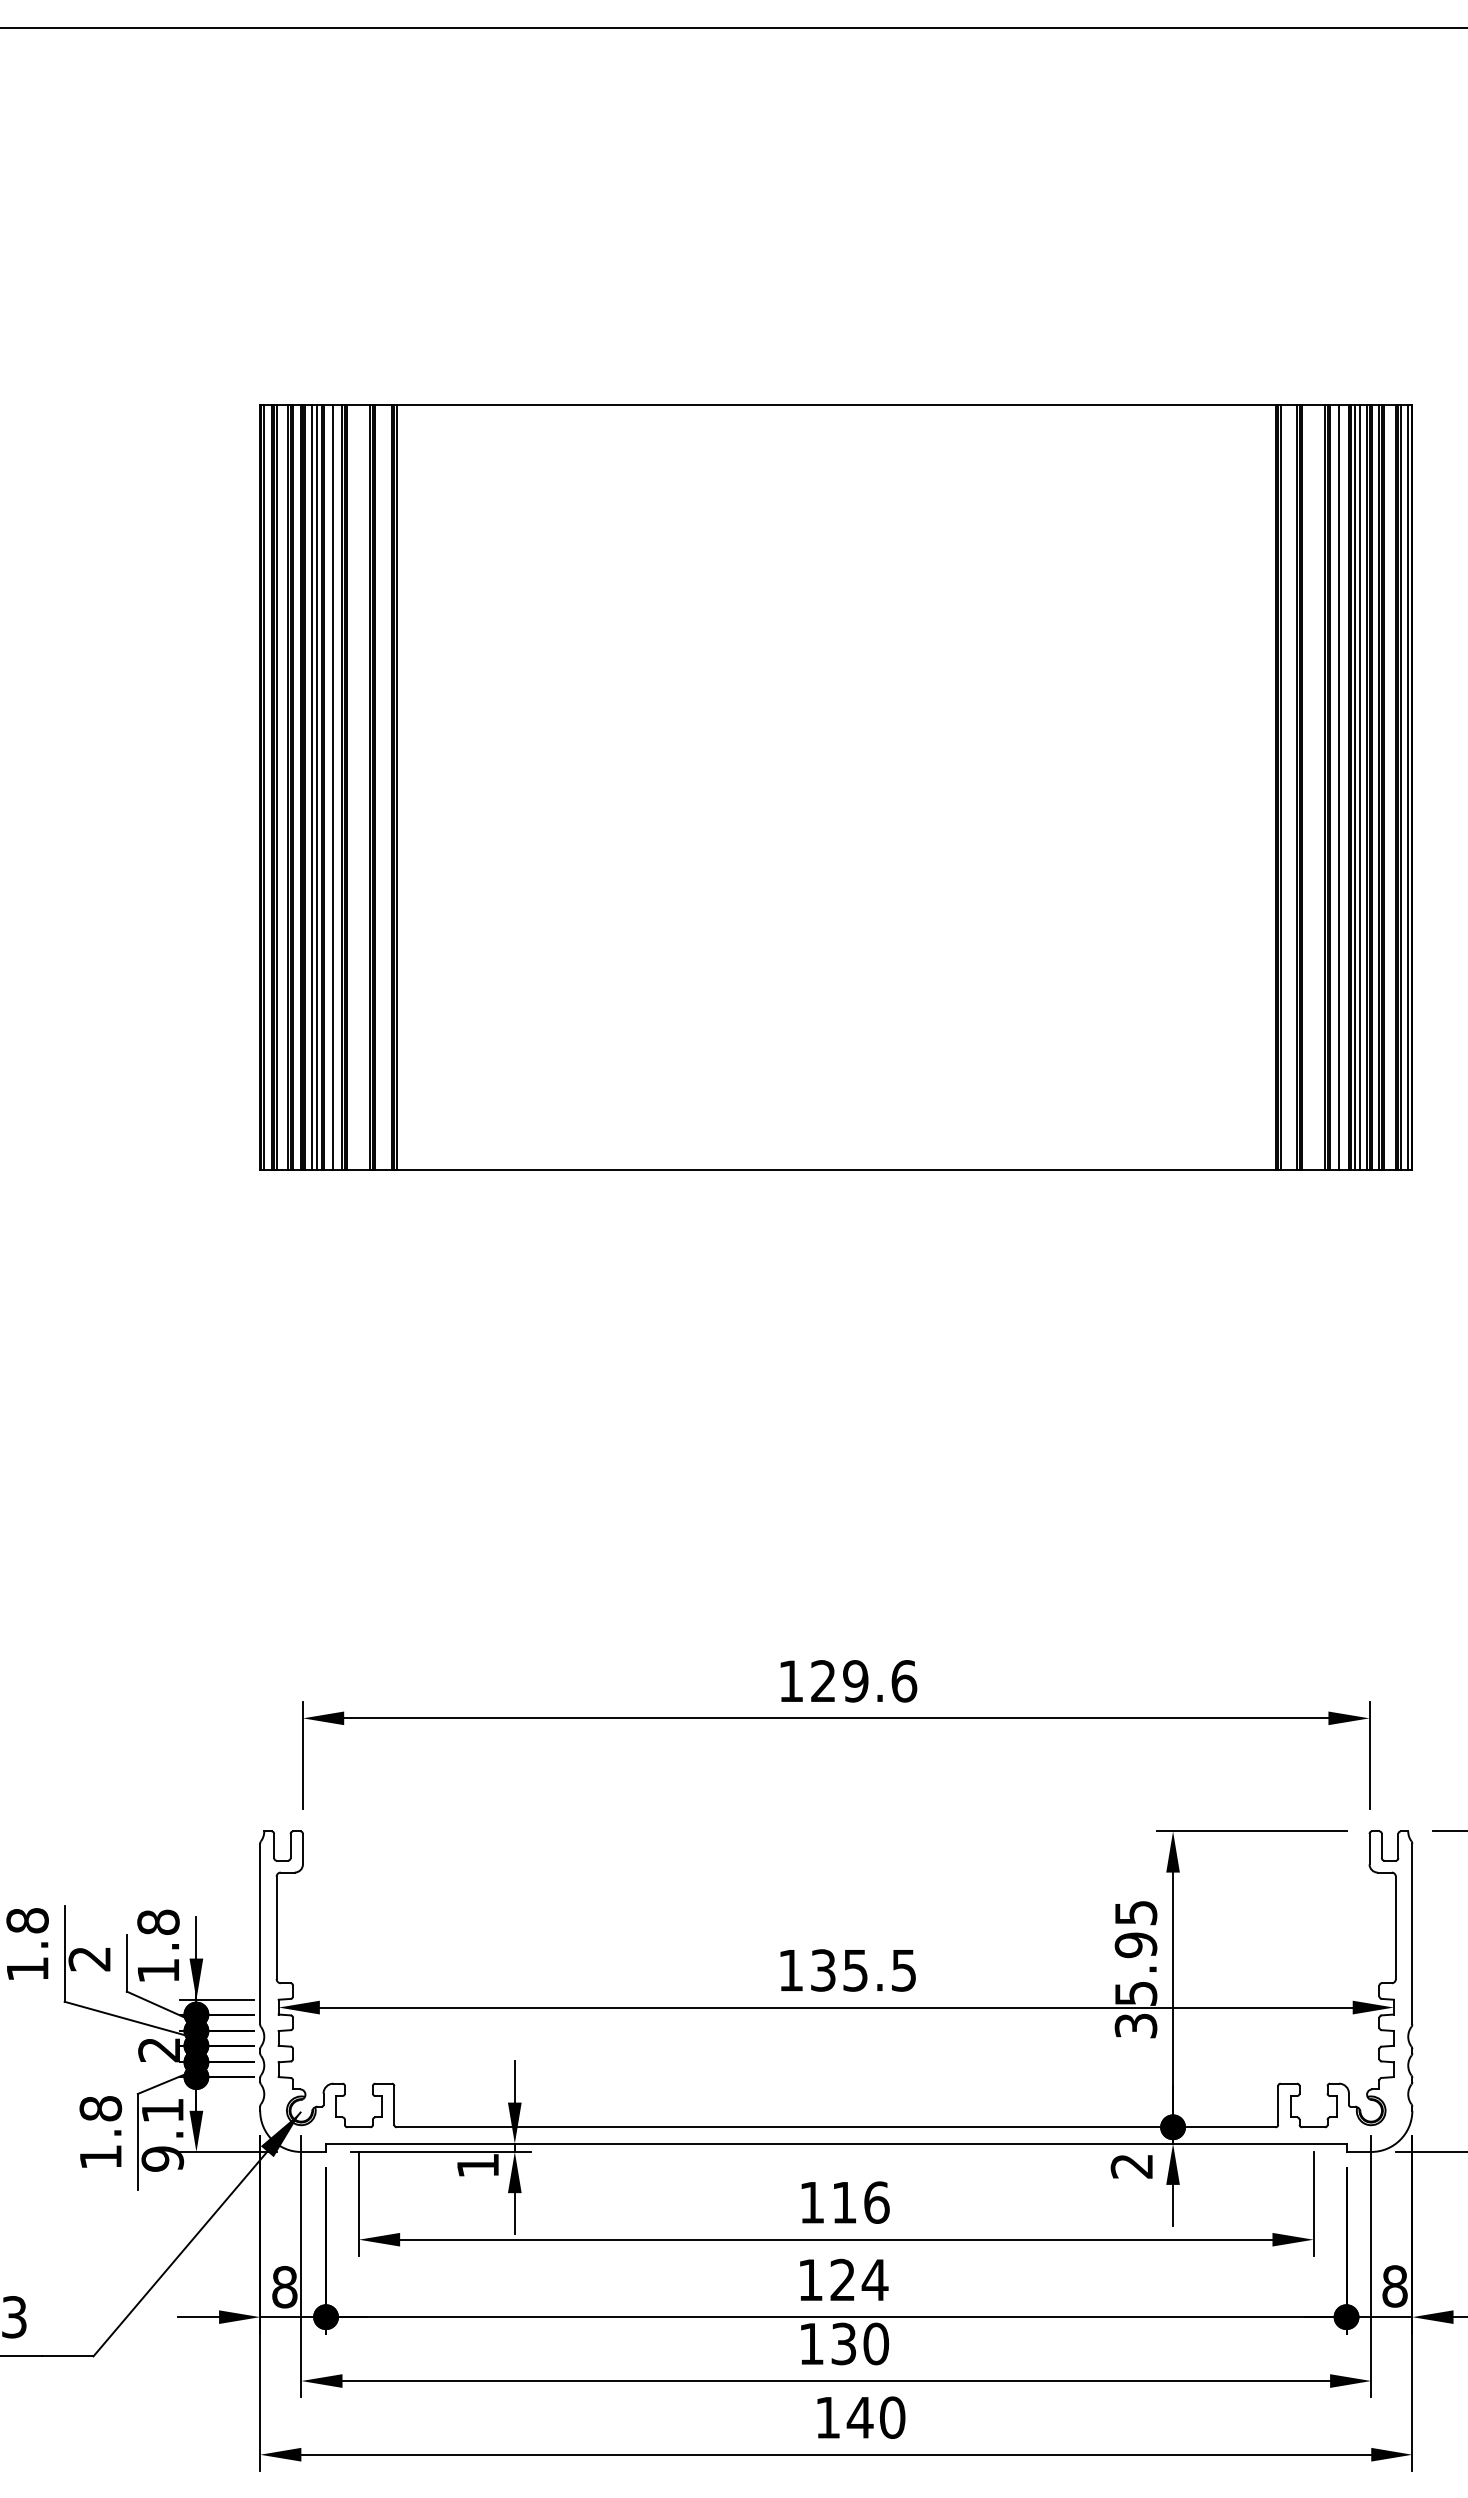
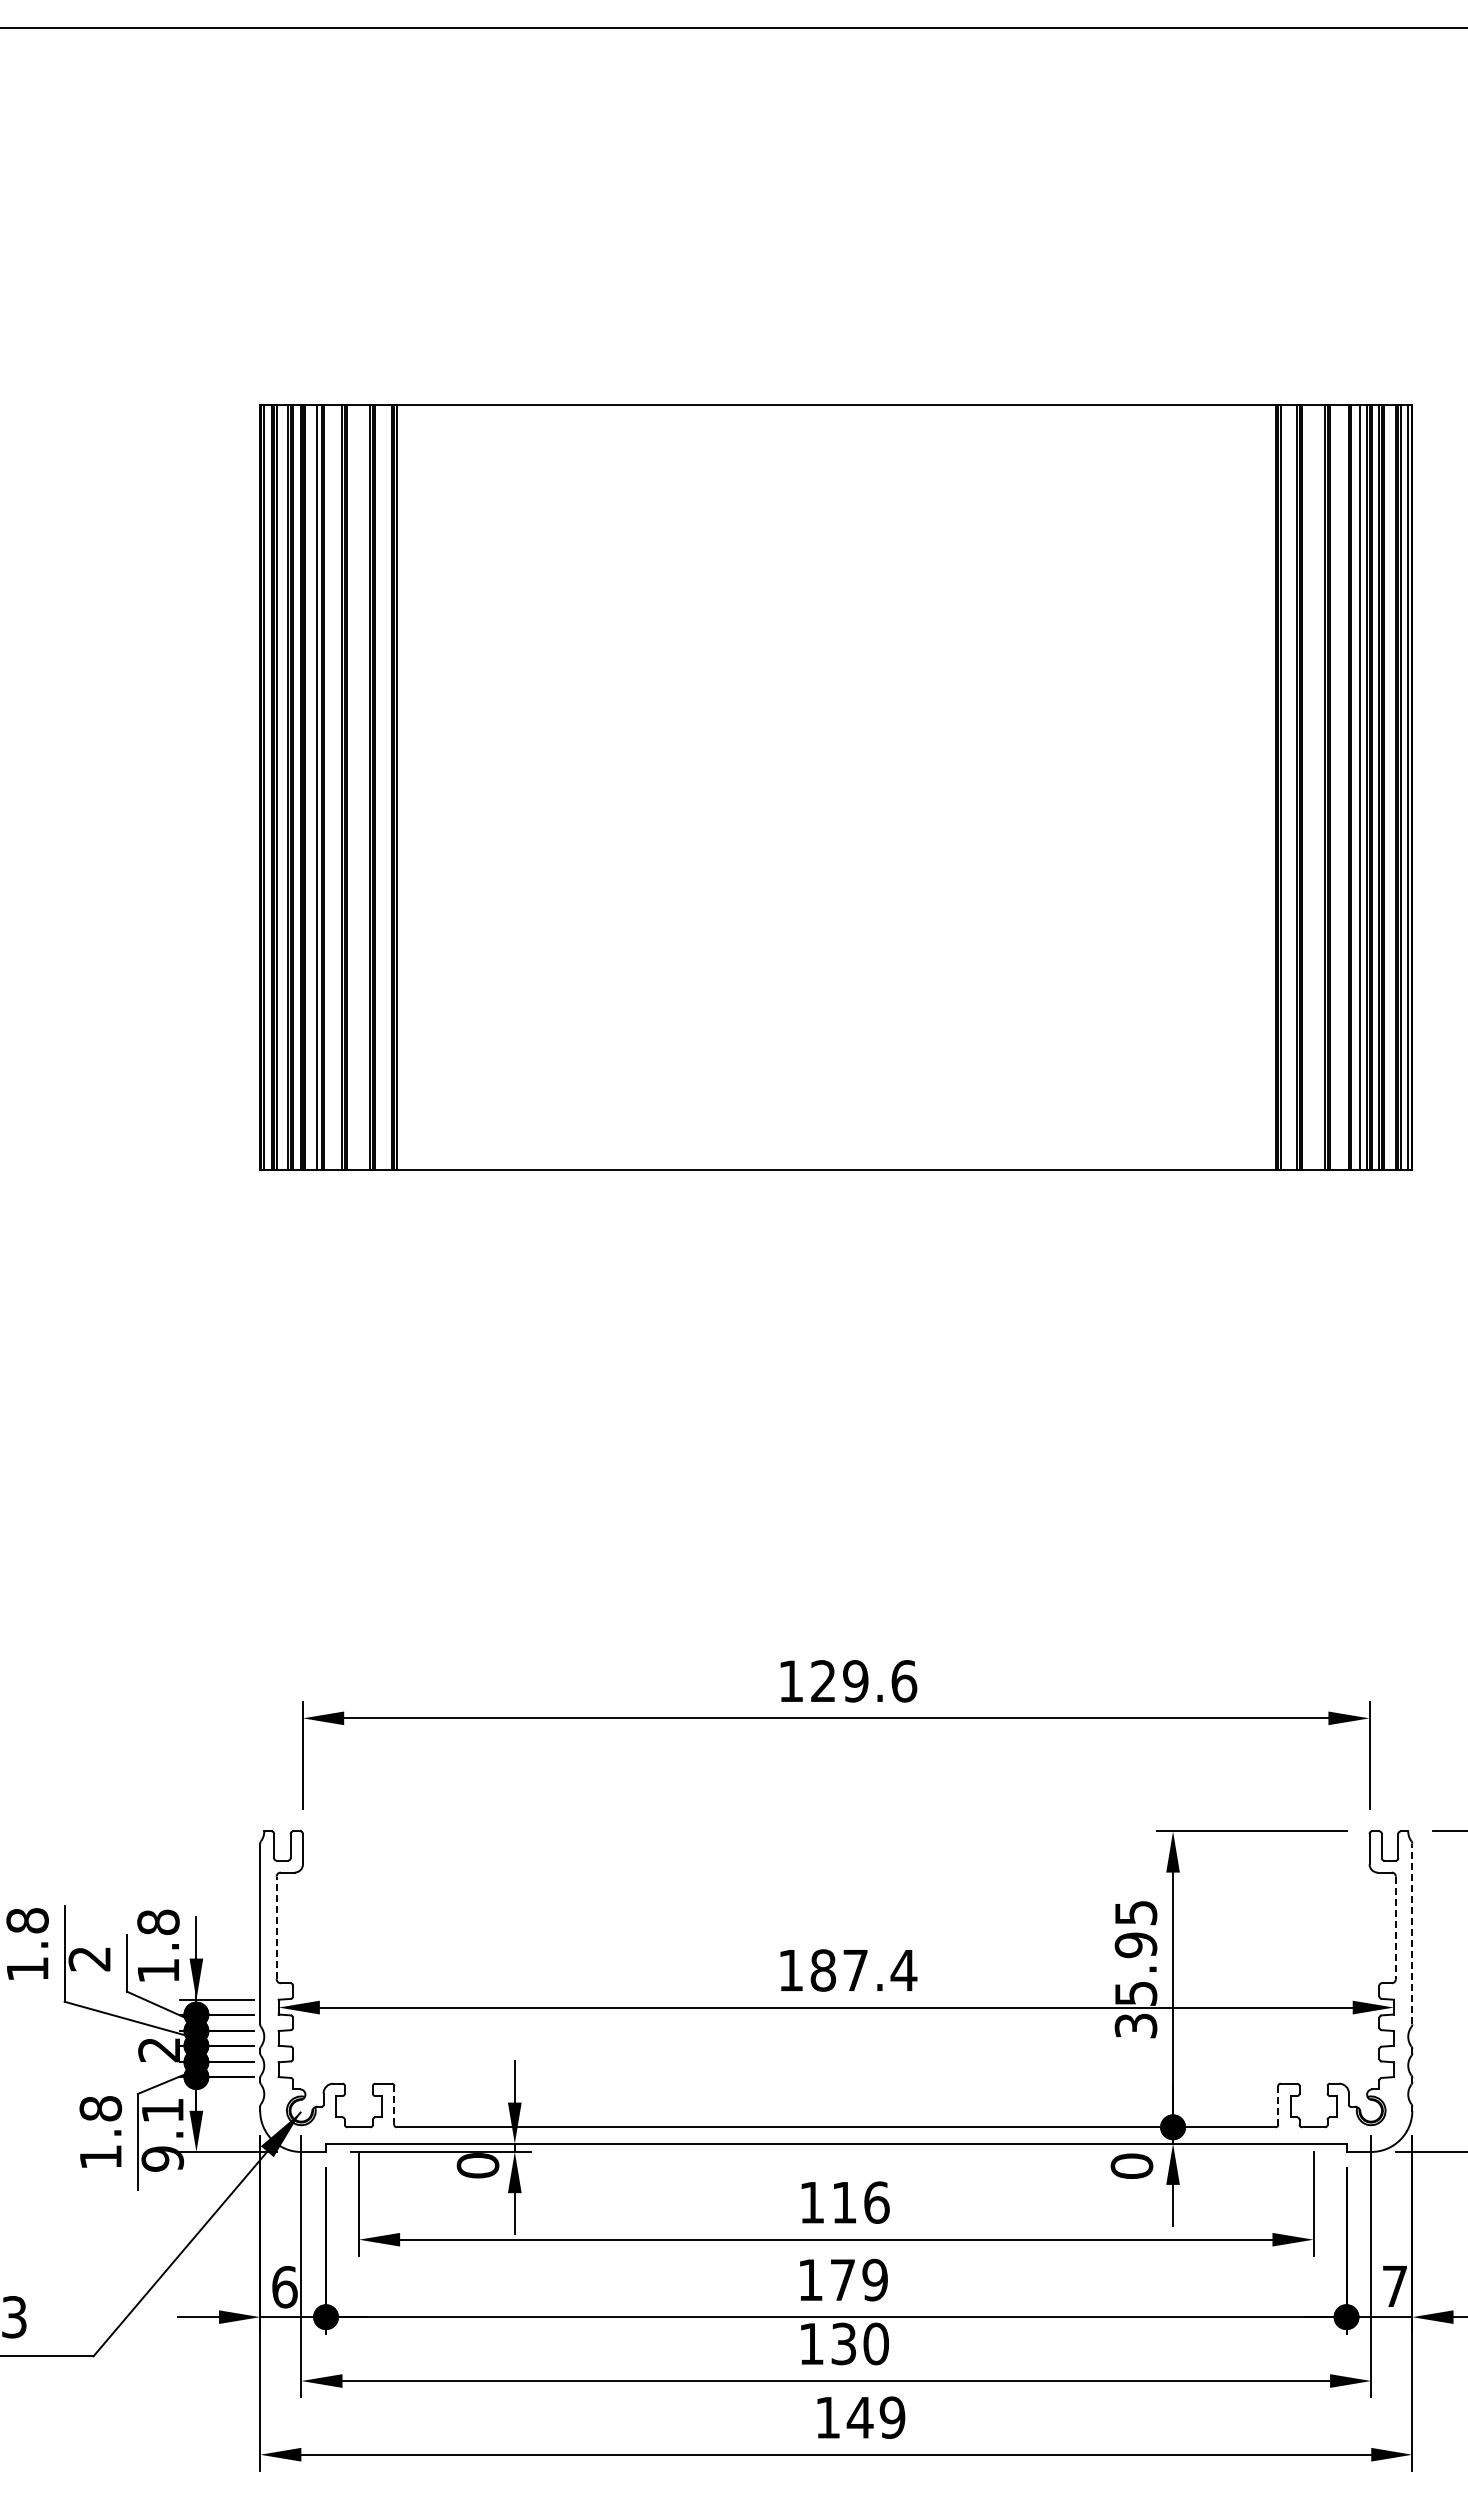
line: present -> none (312, 786)
line: present -> none (333, 786)
line: present -> none (1339, 786)
line: present -> none (1355, 786)
line: solid -> dashed (276, 1927)
line: solid -> dashed (1395, 1928)
line: solid -> dashed (1412, 1933)
text: 135.5 -> 187.4 (863, 1970)
line: solid -> dashed (394, 2104)
line: solid -> dashed (1278, 2105)
text: 1 -> 0 (477, 2165)
text: 2 -> 0 (1131, 2165)
text: 124 -> 179 (859, 2279)
text: 8 -> 6 (284, 2286)
text: 8 -> 7 (1394, 2286)
text: 140 -> 149 (892, 2417)
